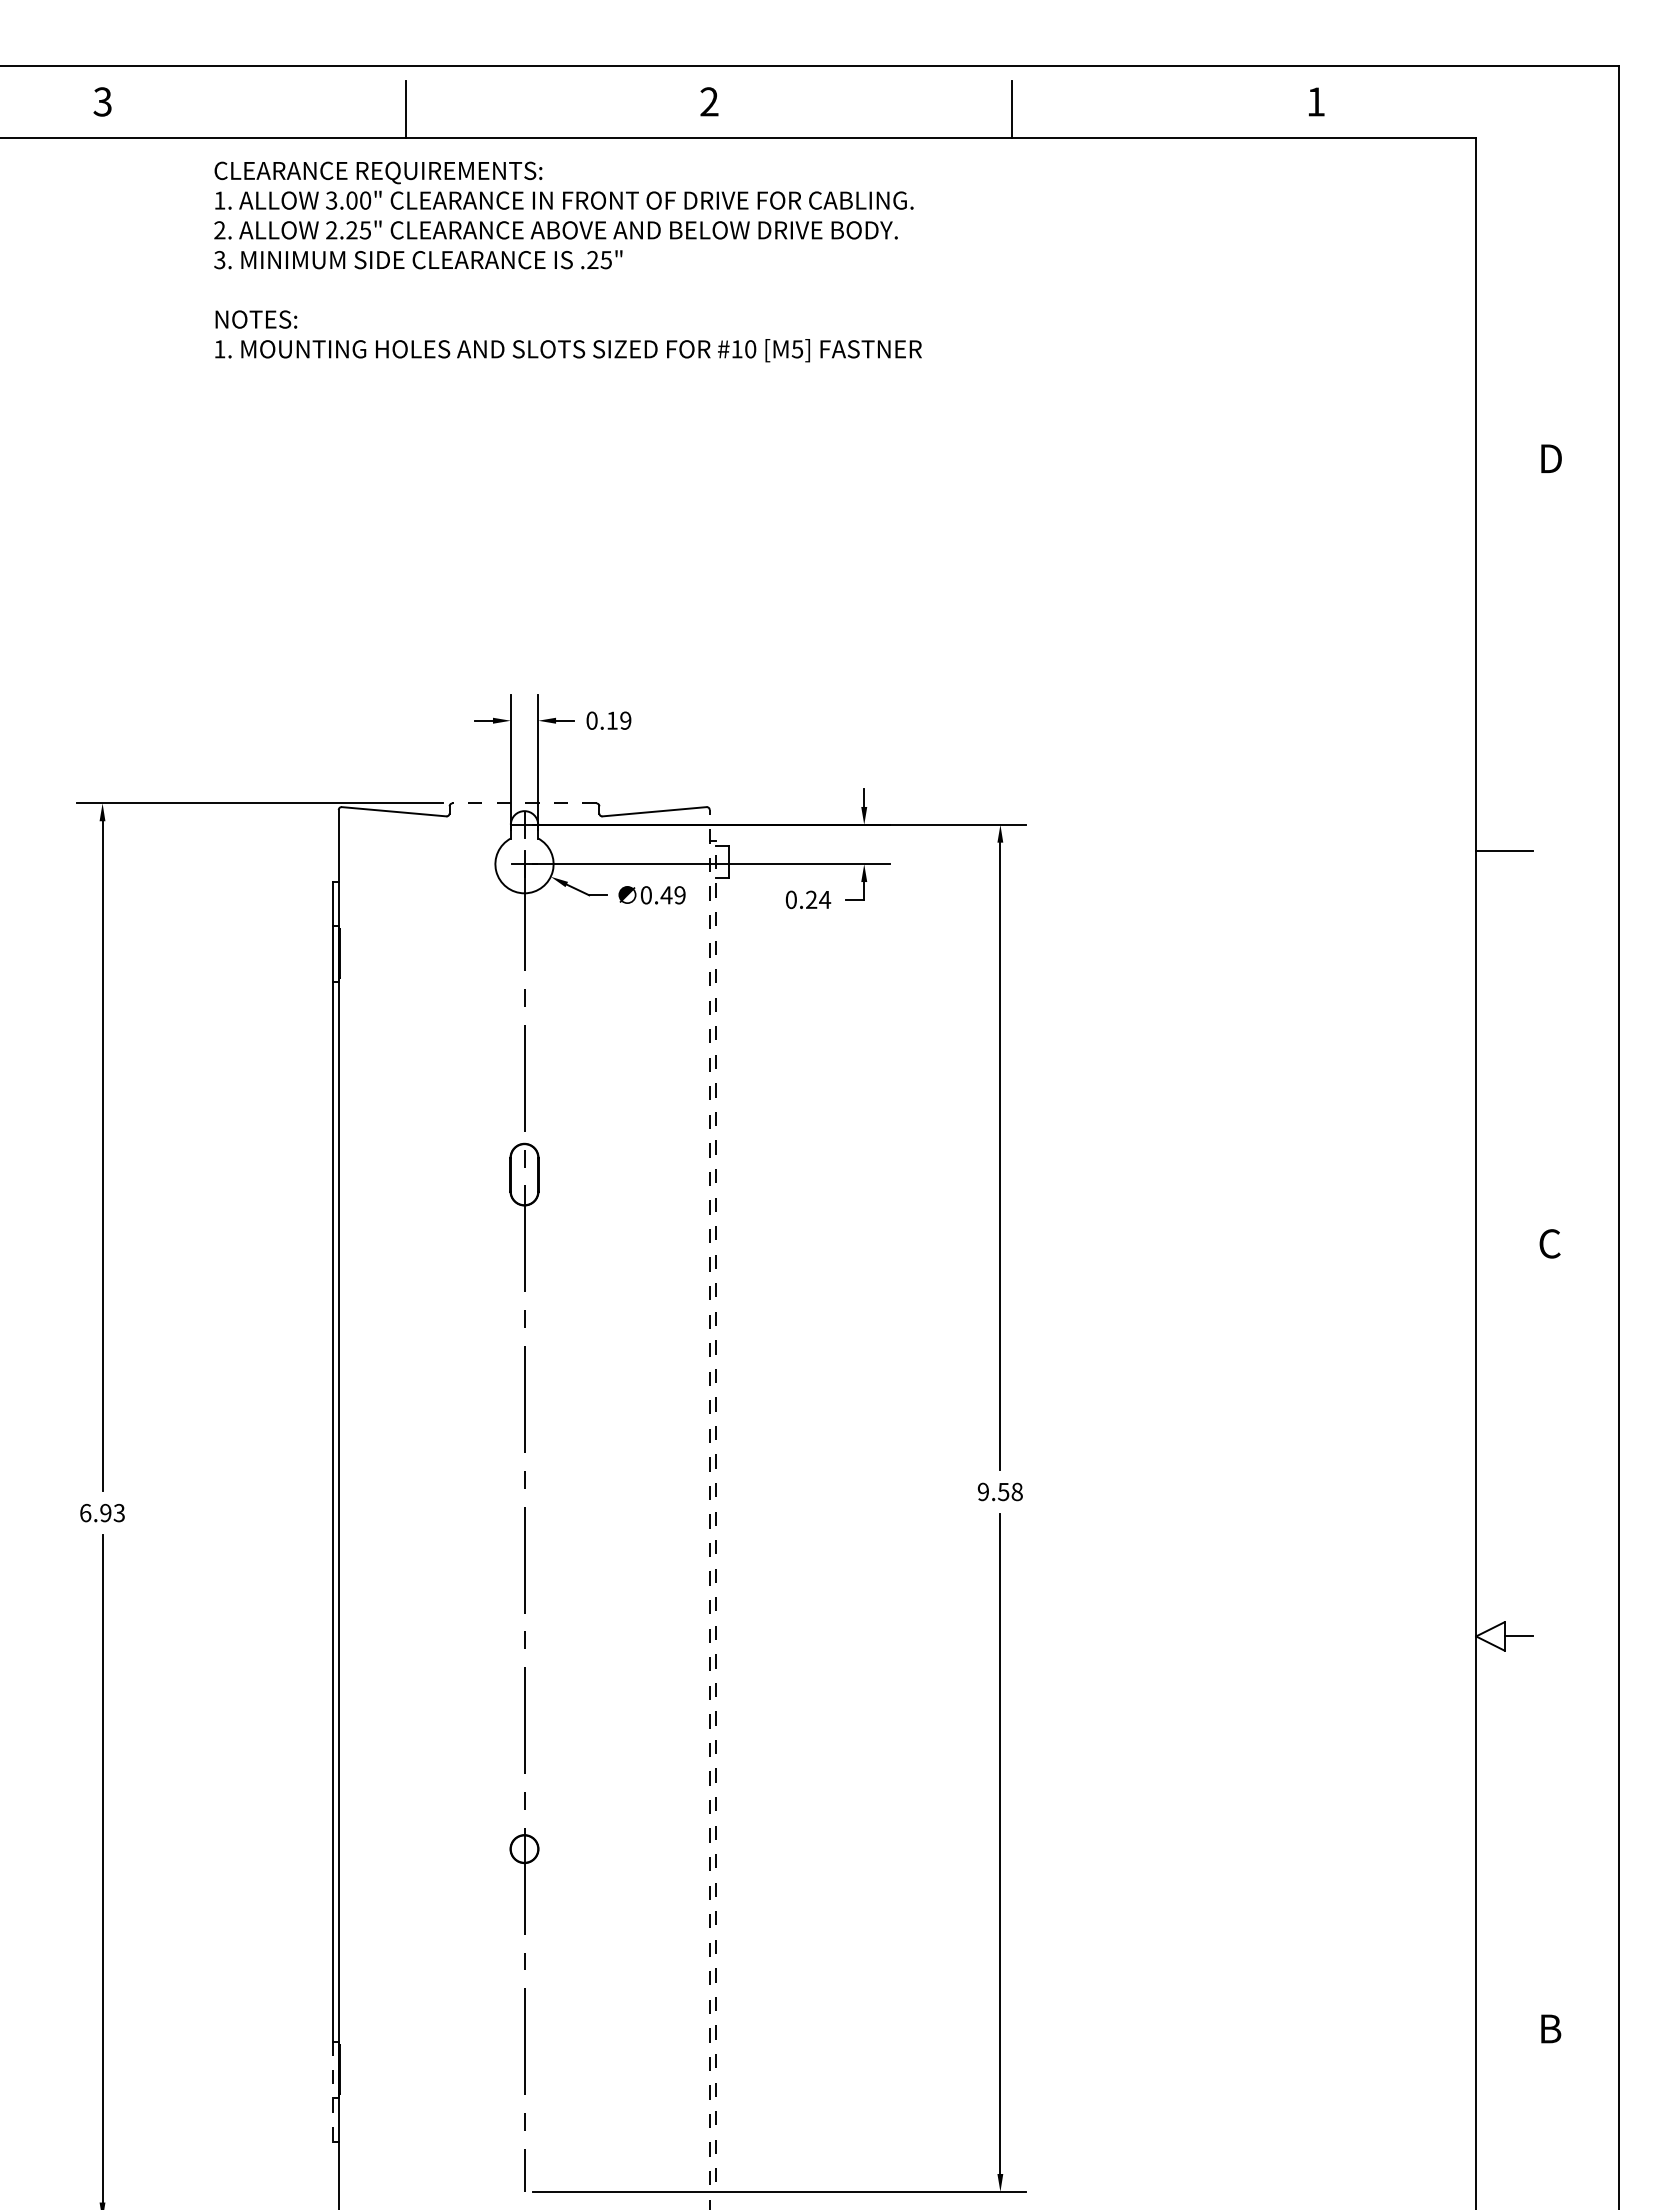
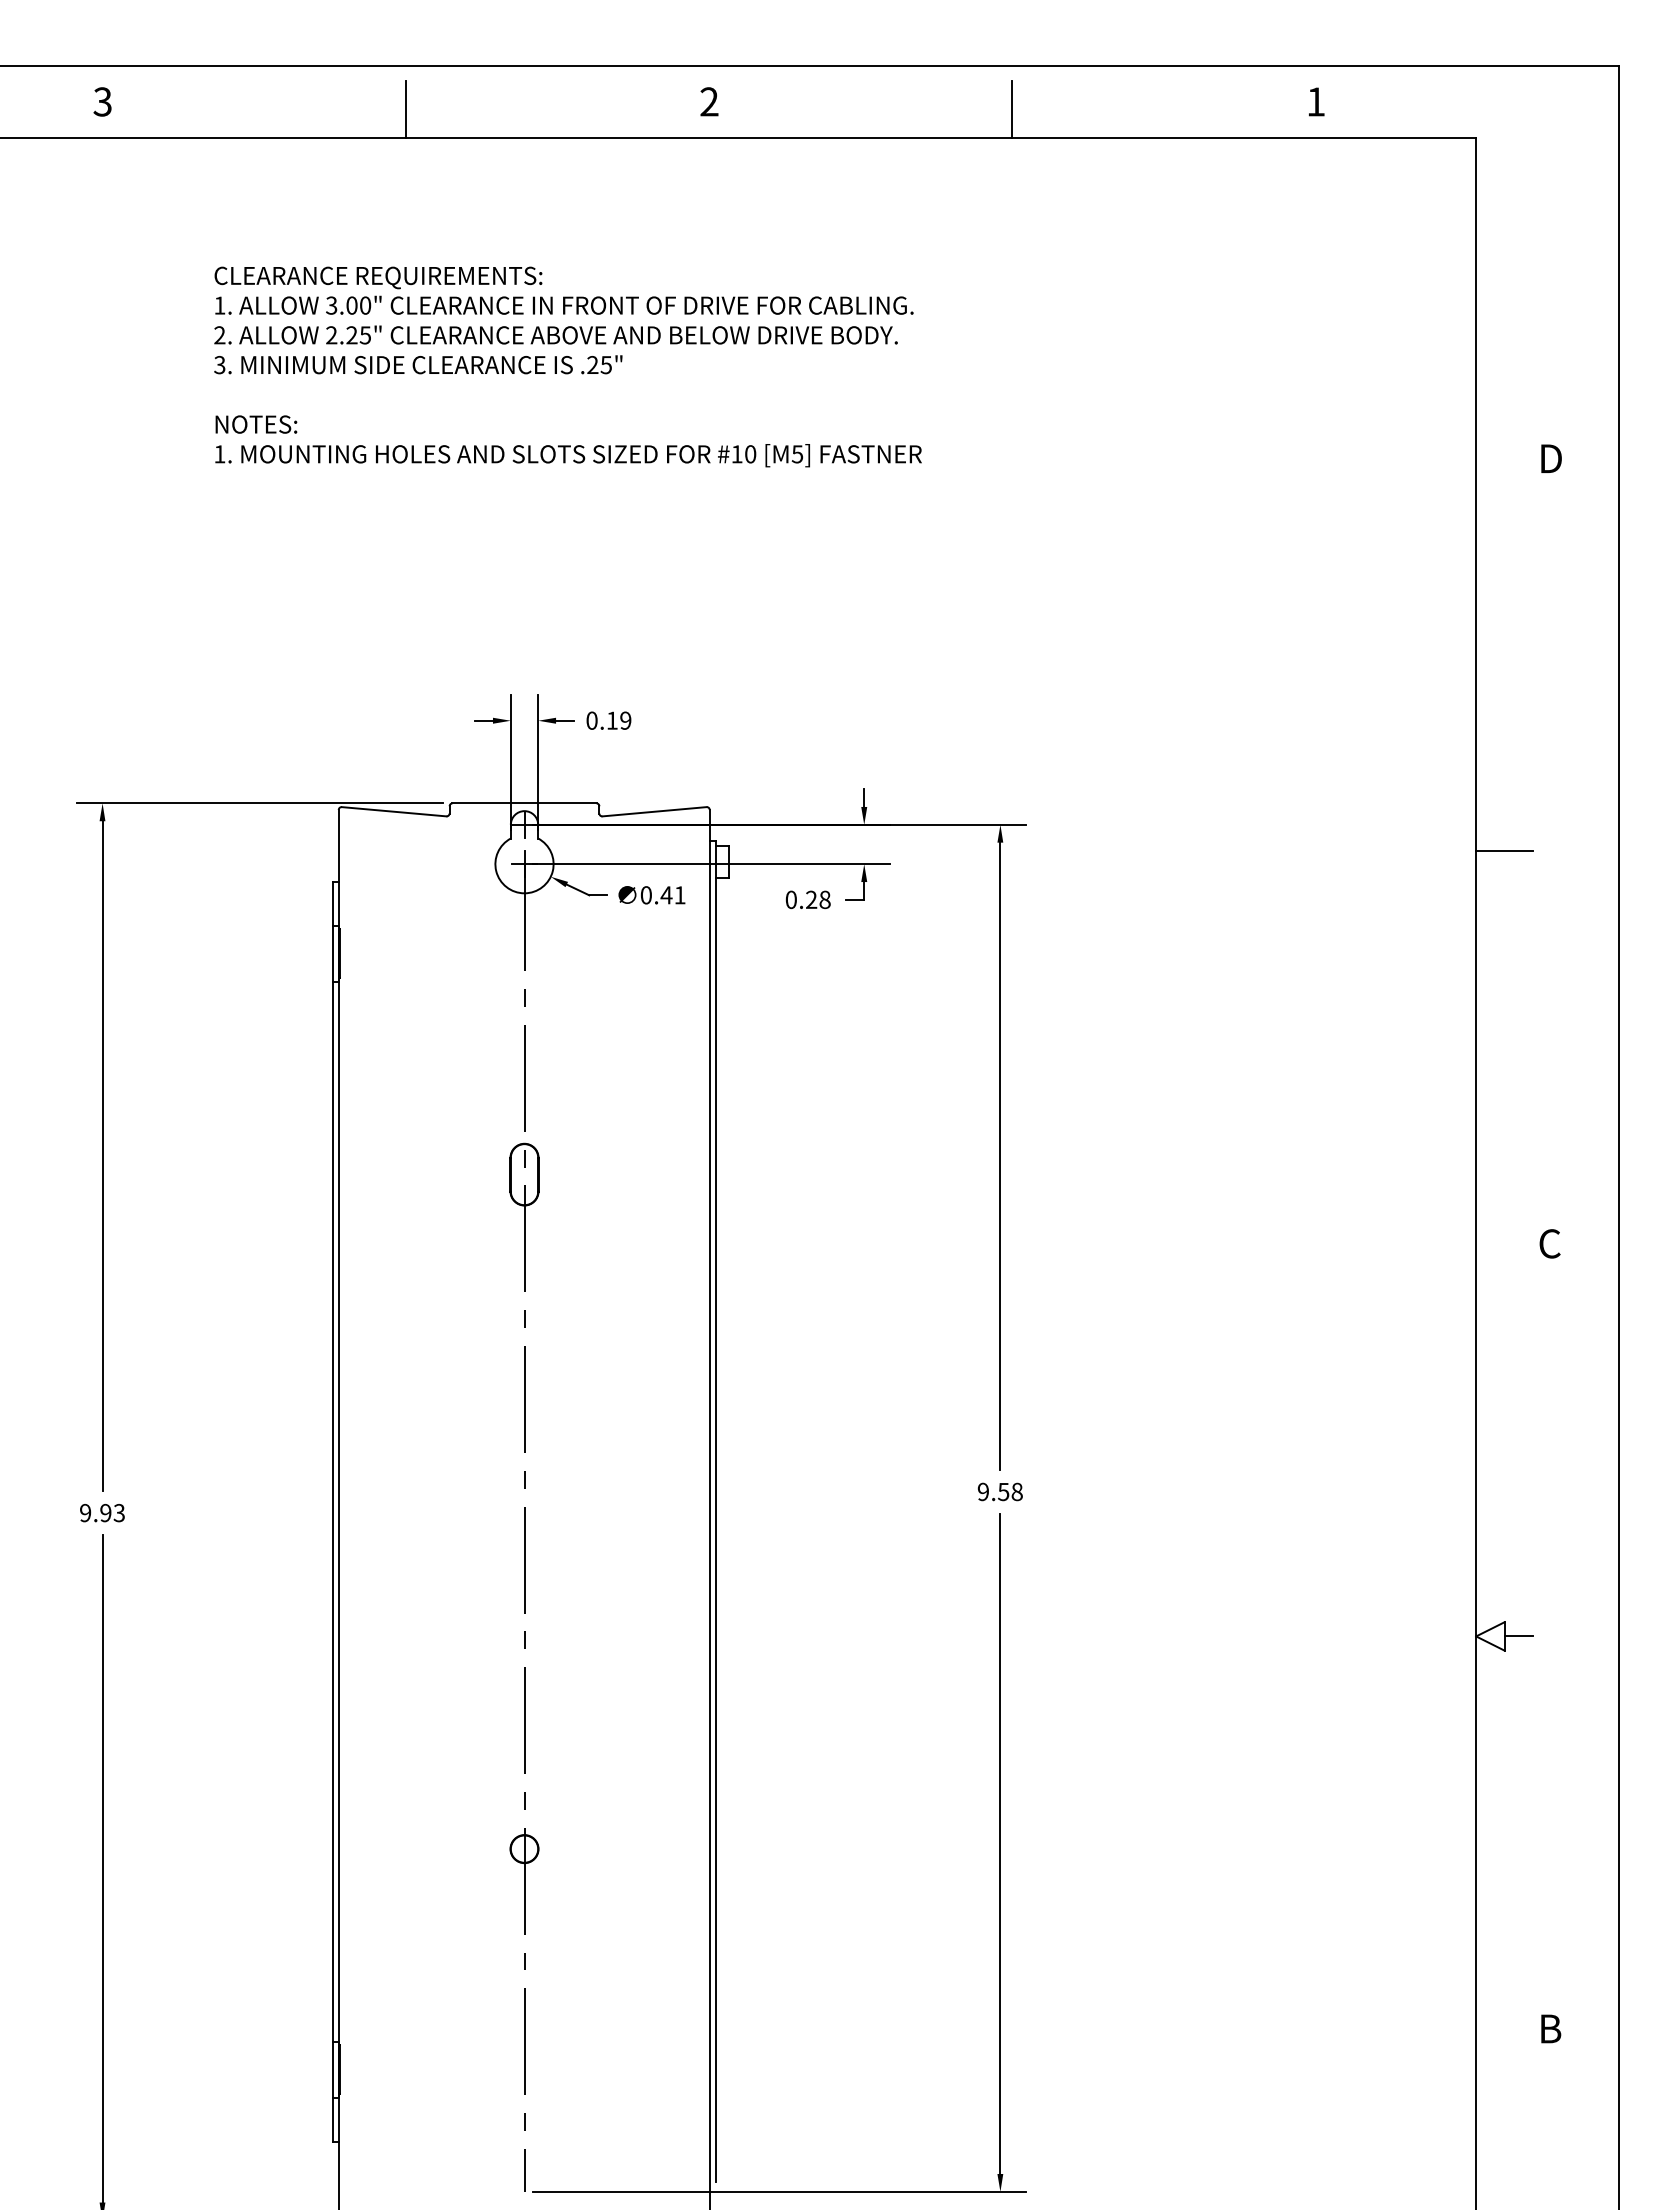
text position: (567, 261) -> (567, 366) (567, 366)
line: dashed -> solid (524, 803)
text: 0.49 -> 0.41 (679, 895)
text: 0.24 -> 0.28 (825, 899)
line: dashed -> solid (709, 1509)
line: dashed -> solid (715, 1511)
text: 6.93 -> 9.93 (85, 1513)
line: dashed -> solid (332, 2092)
